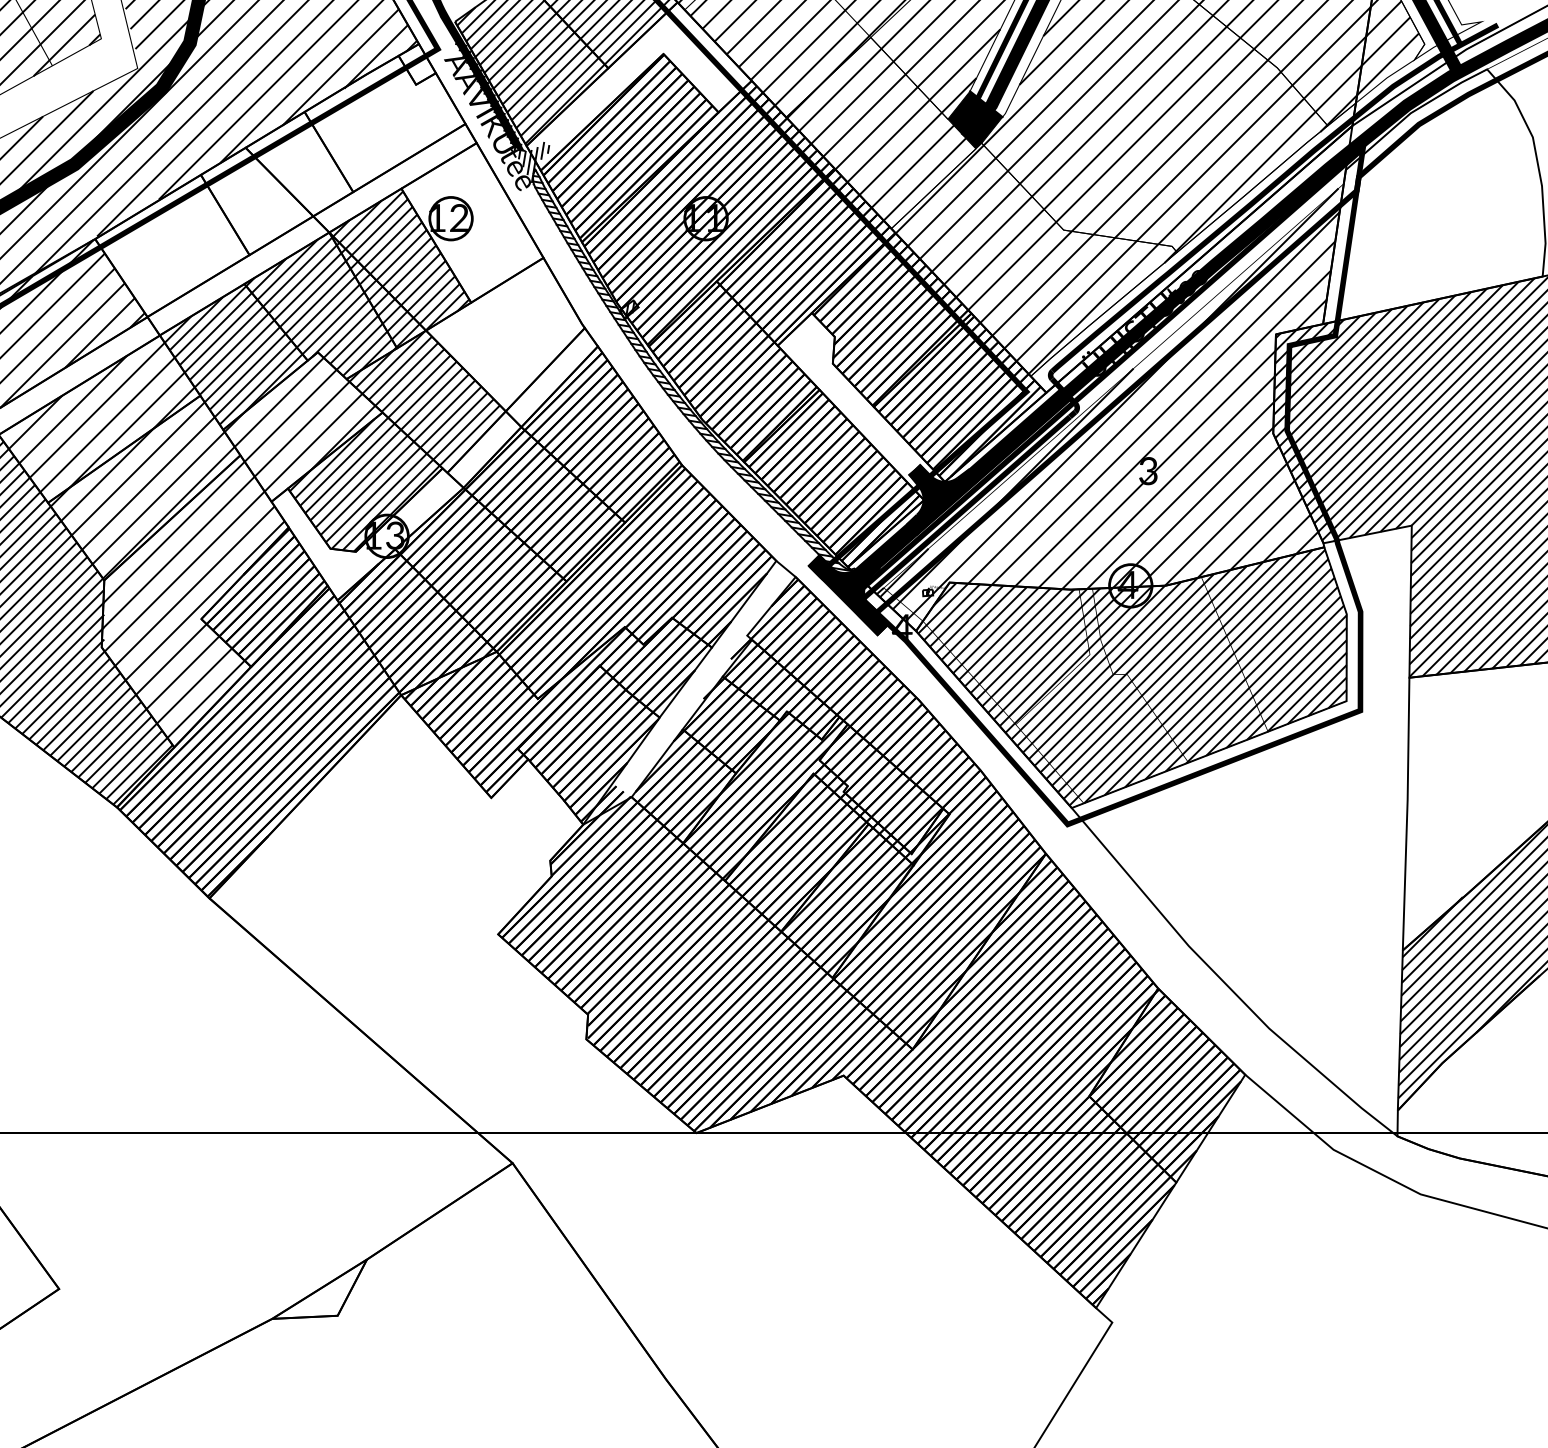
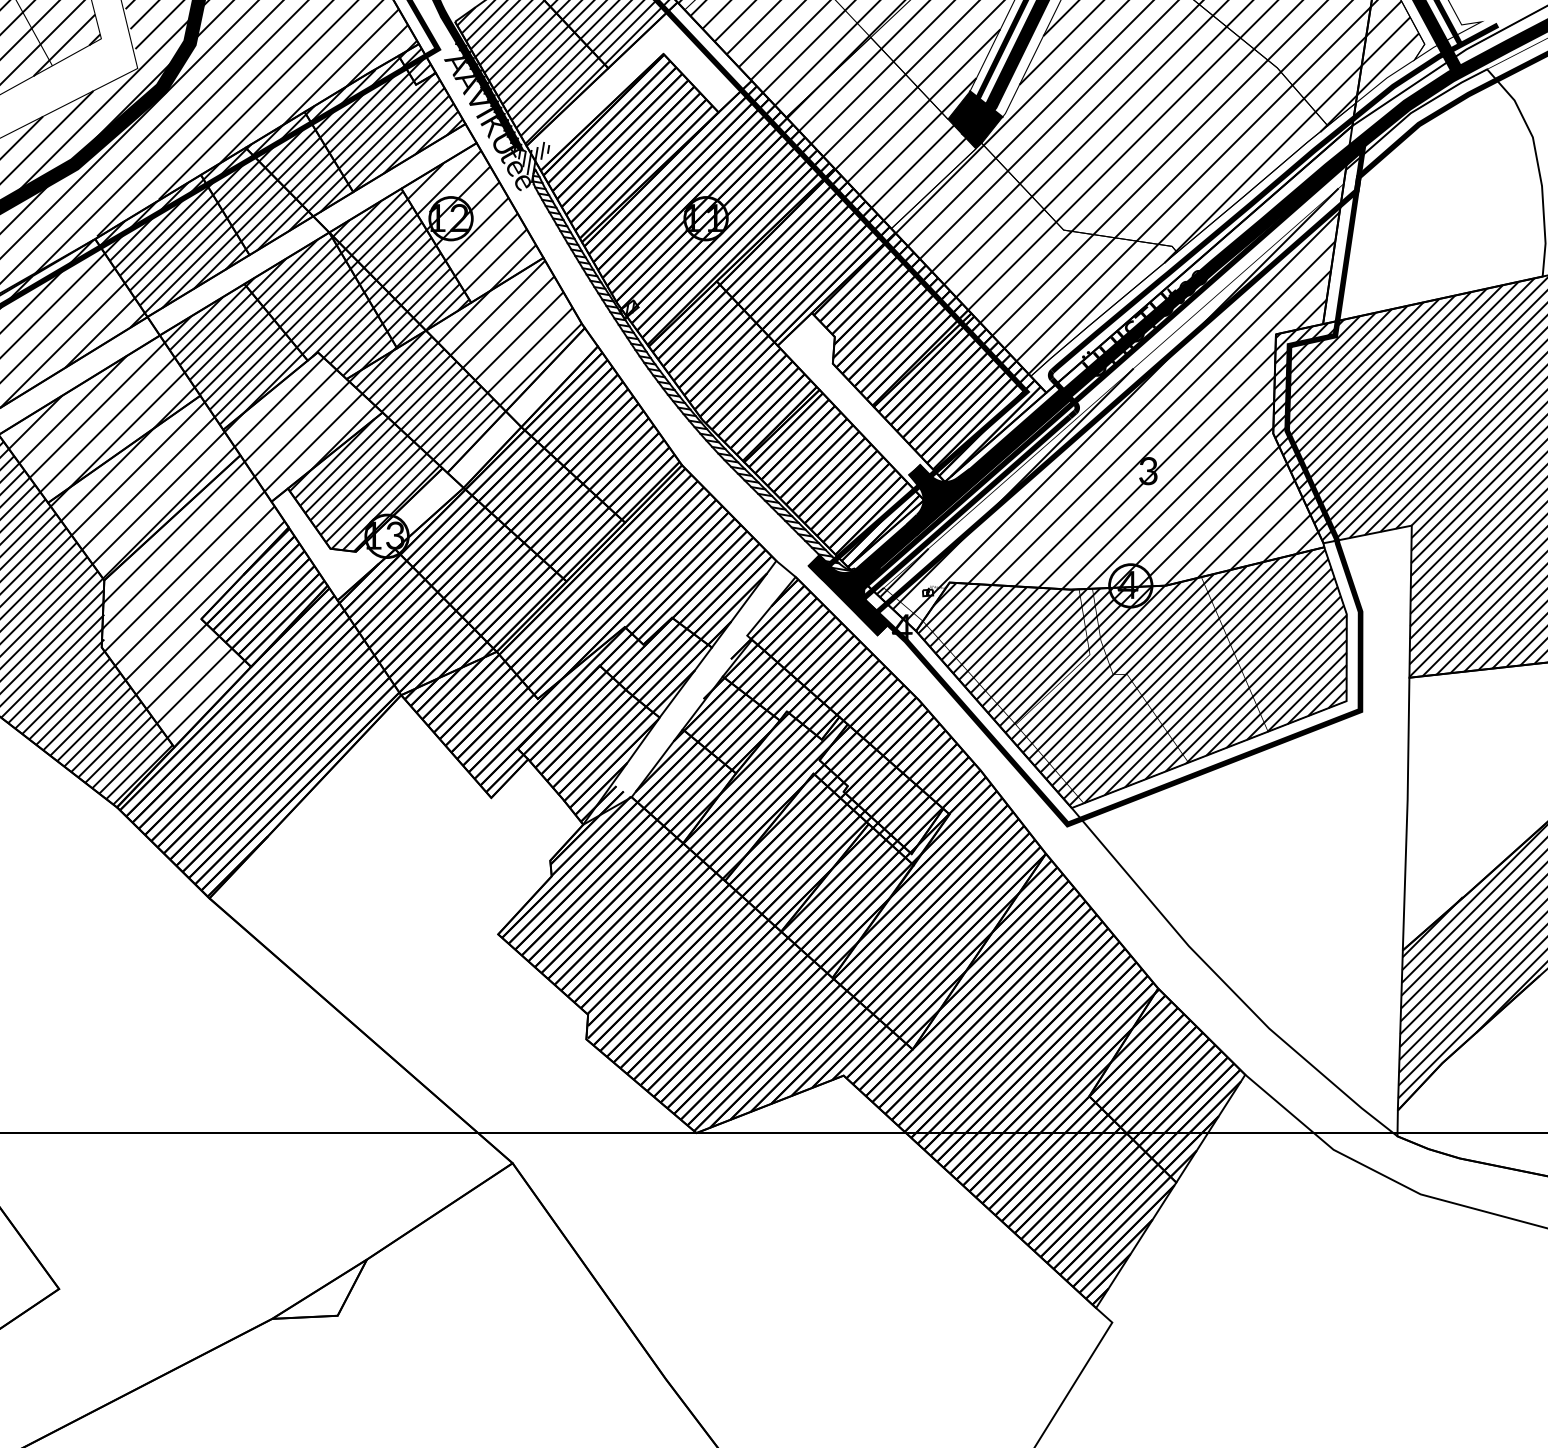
hatch: none -> present (280, 180)
hatch: none -> present (494, 277)
